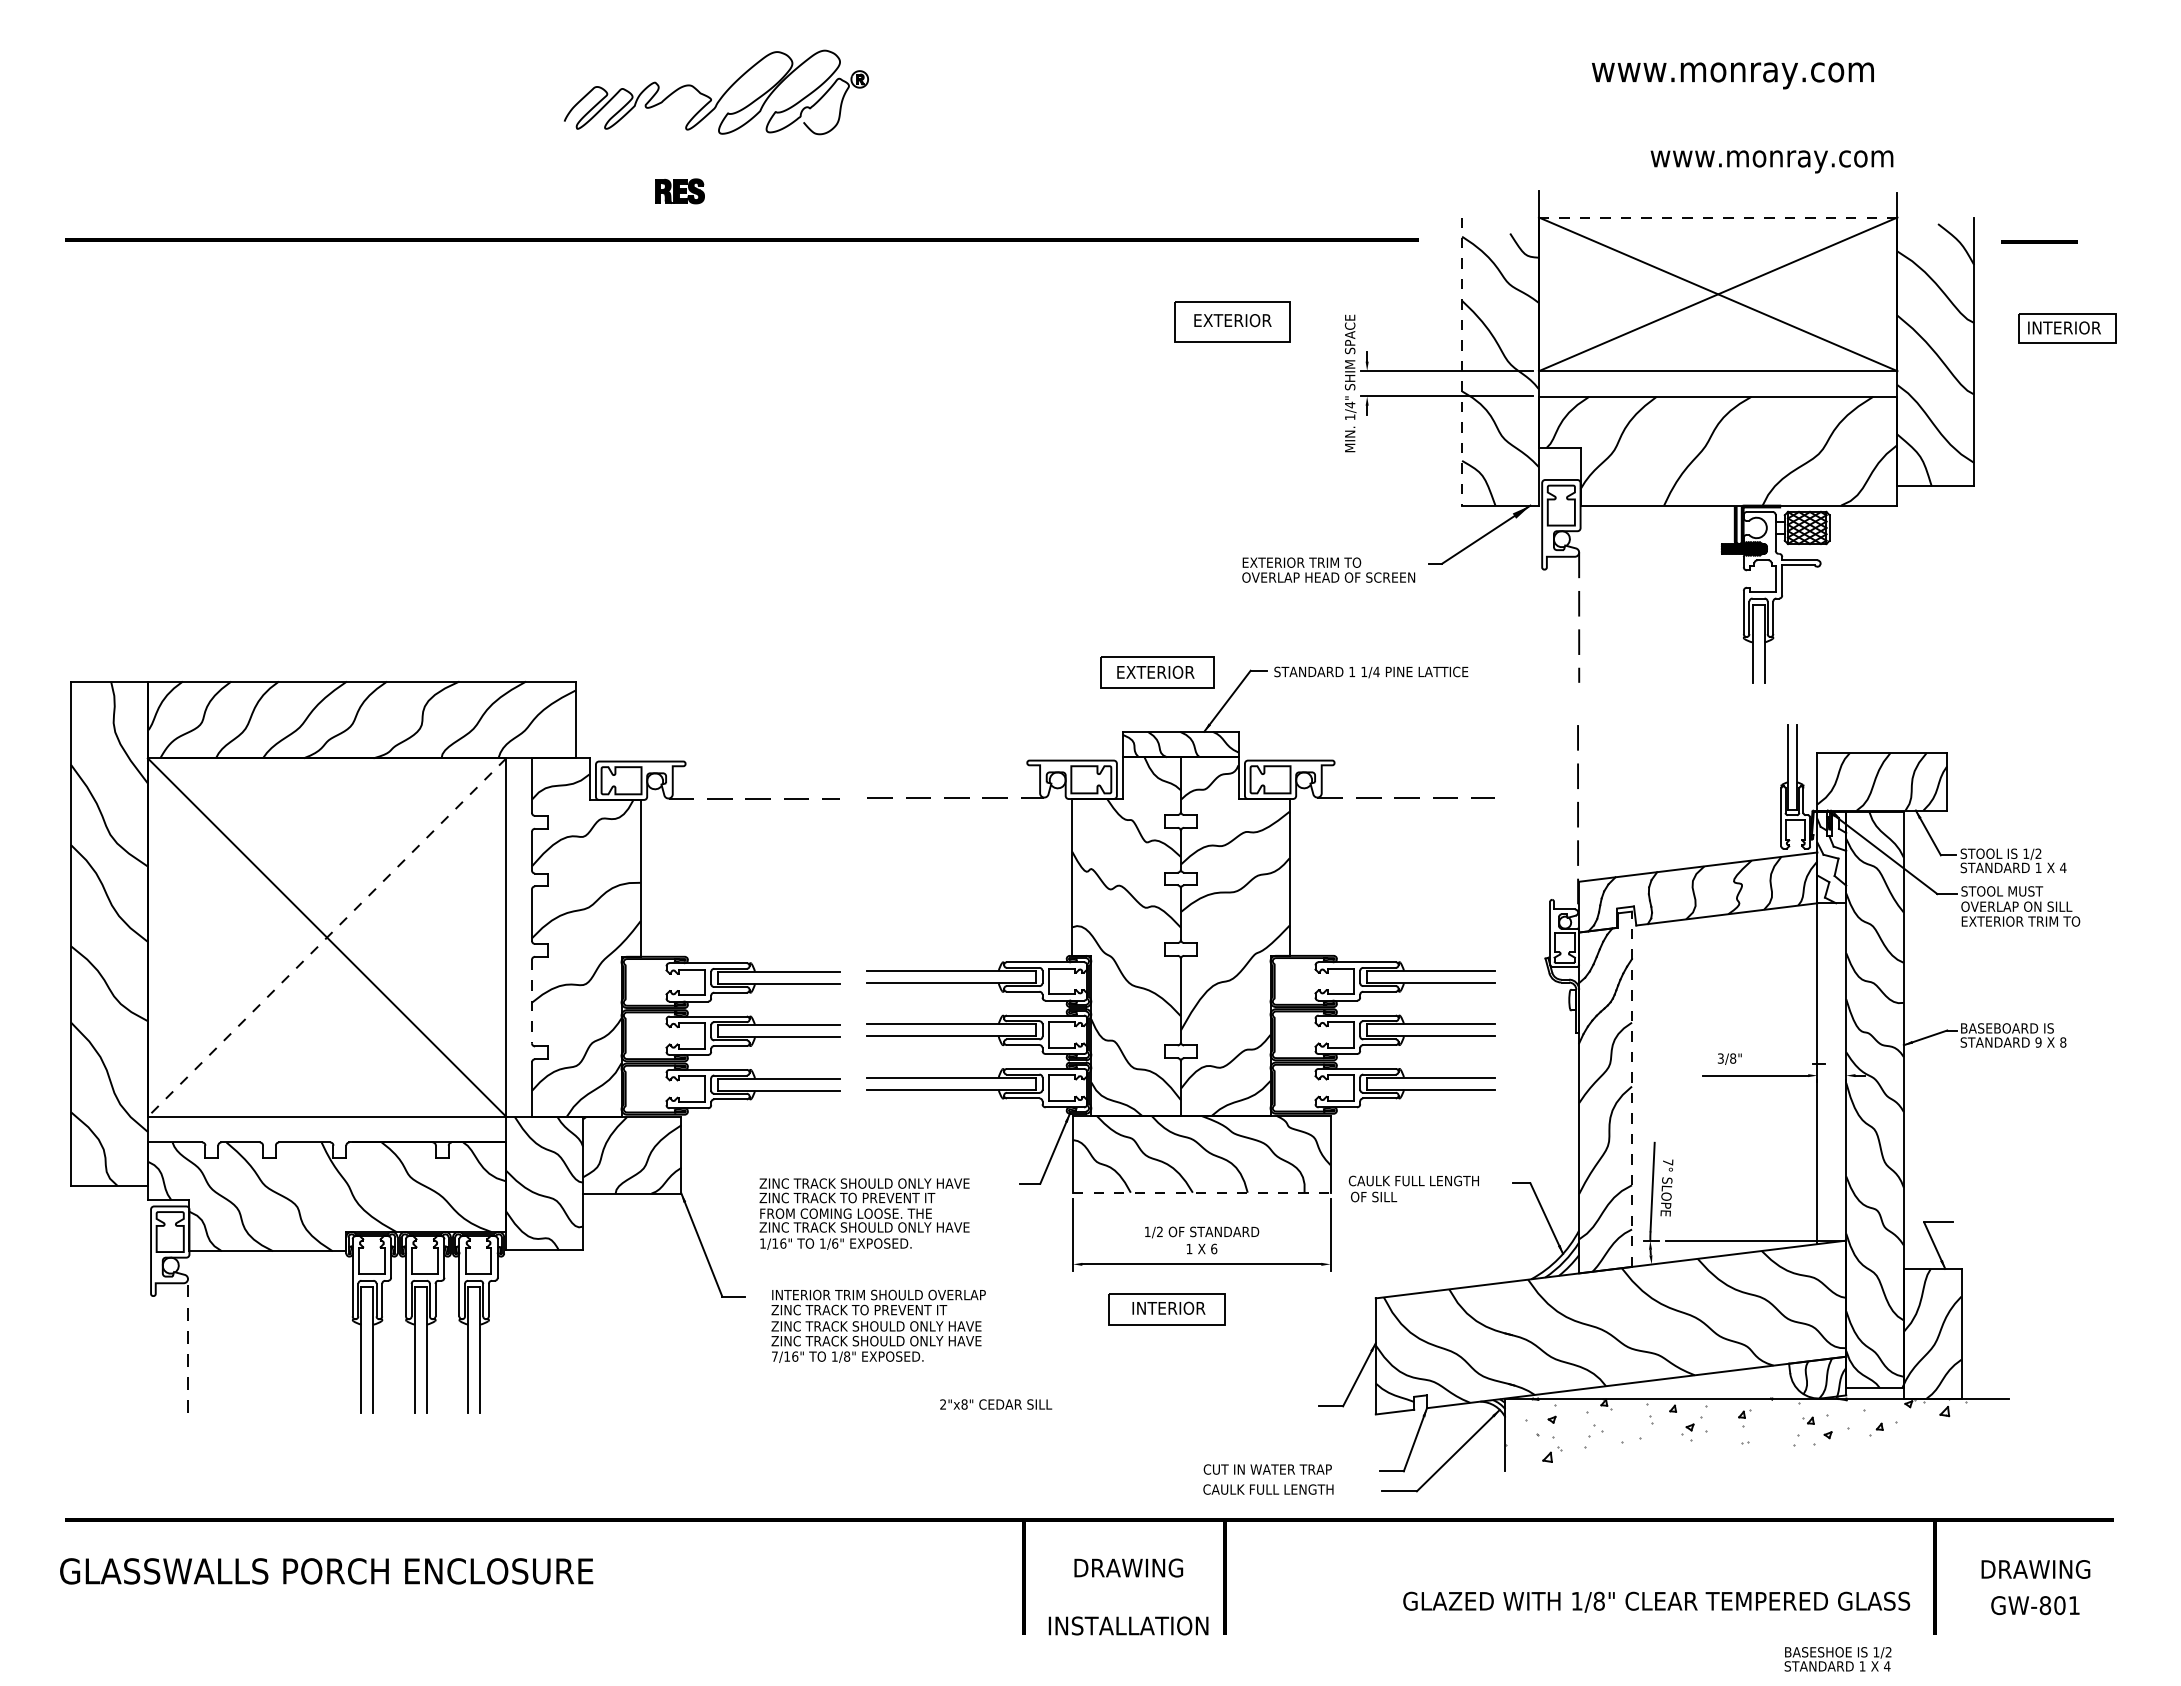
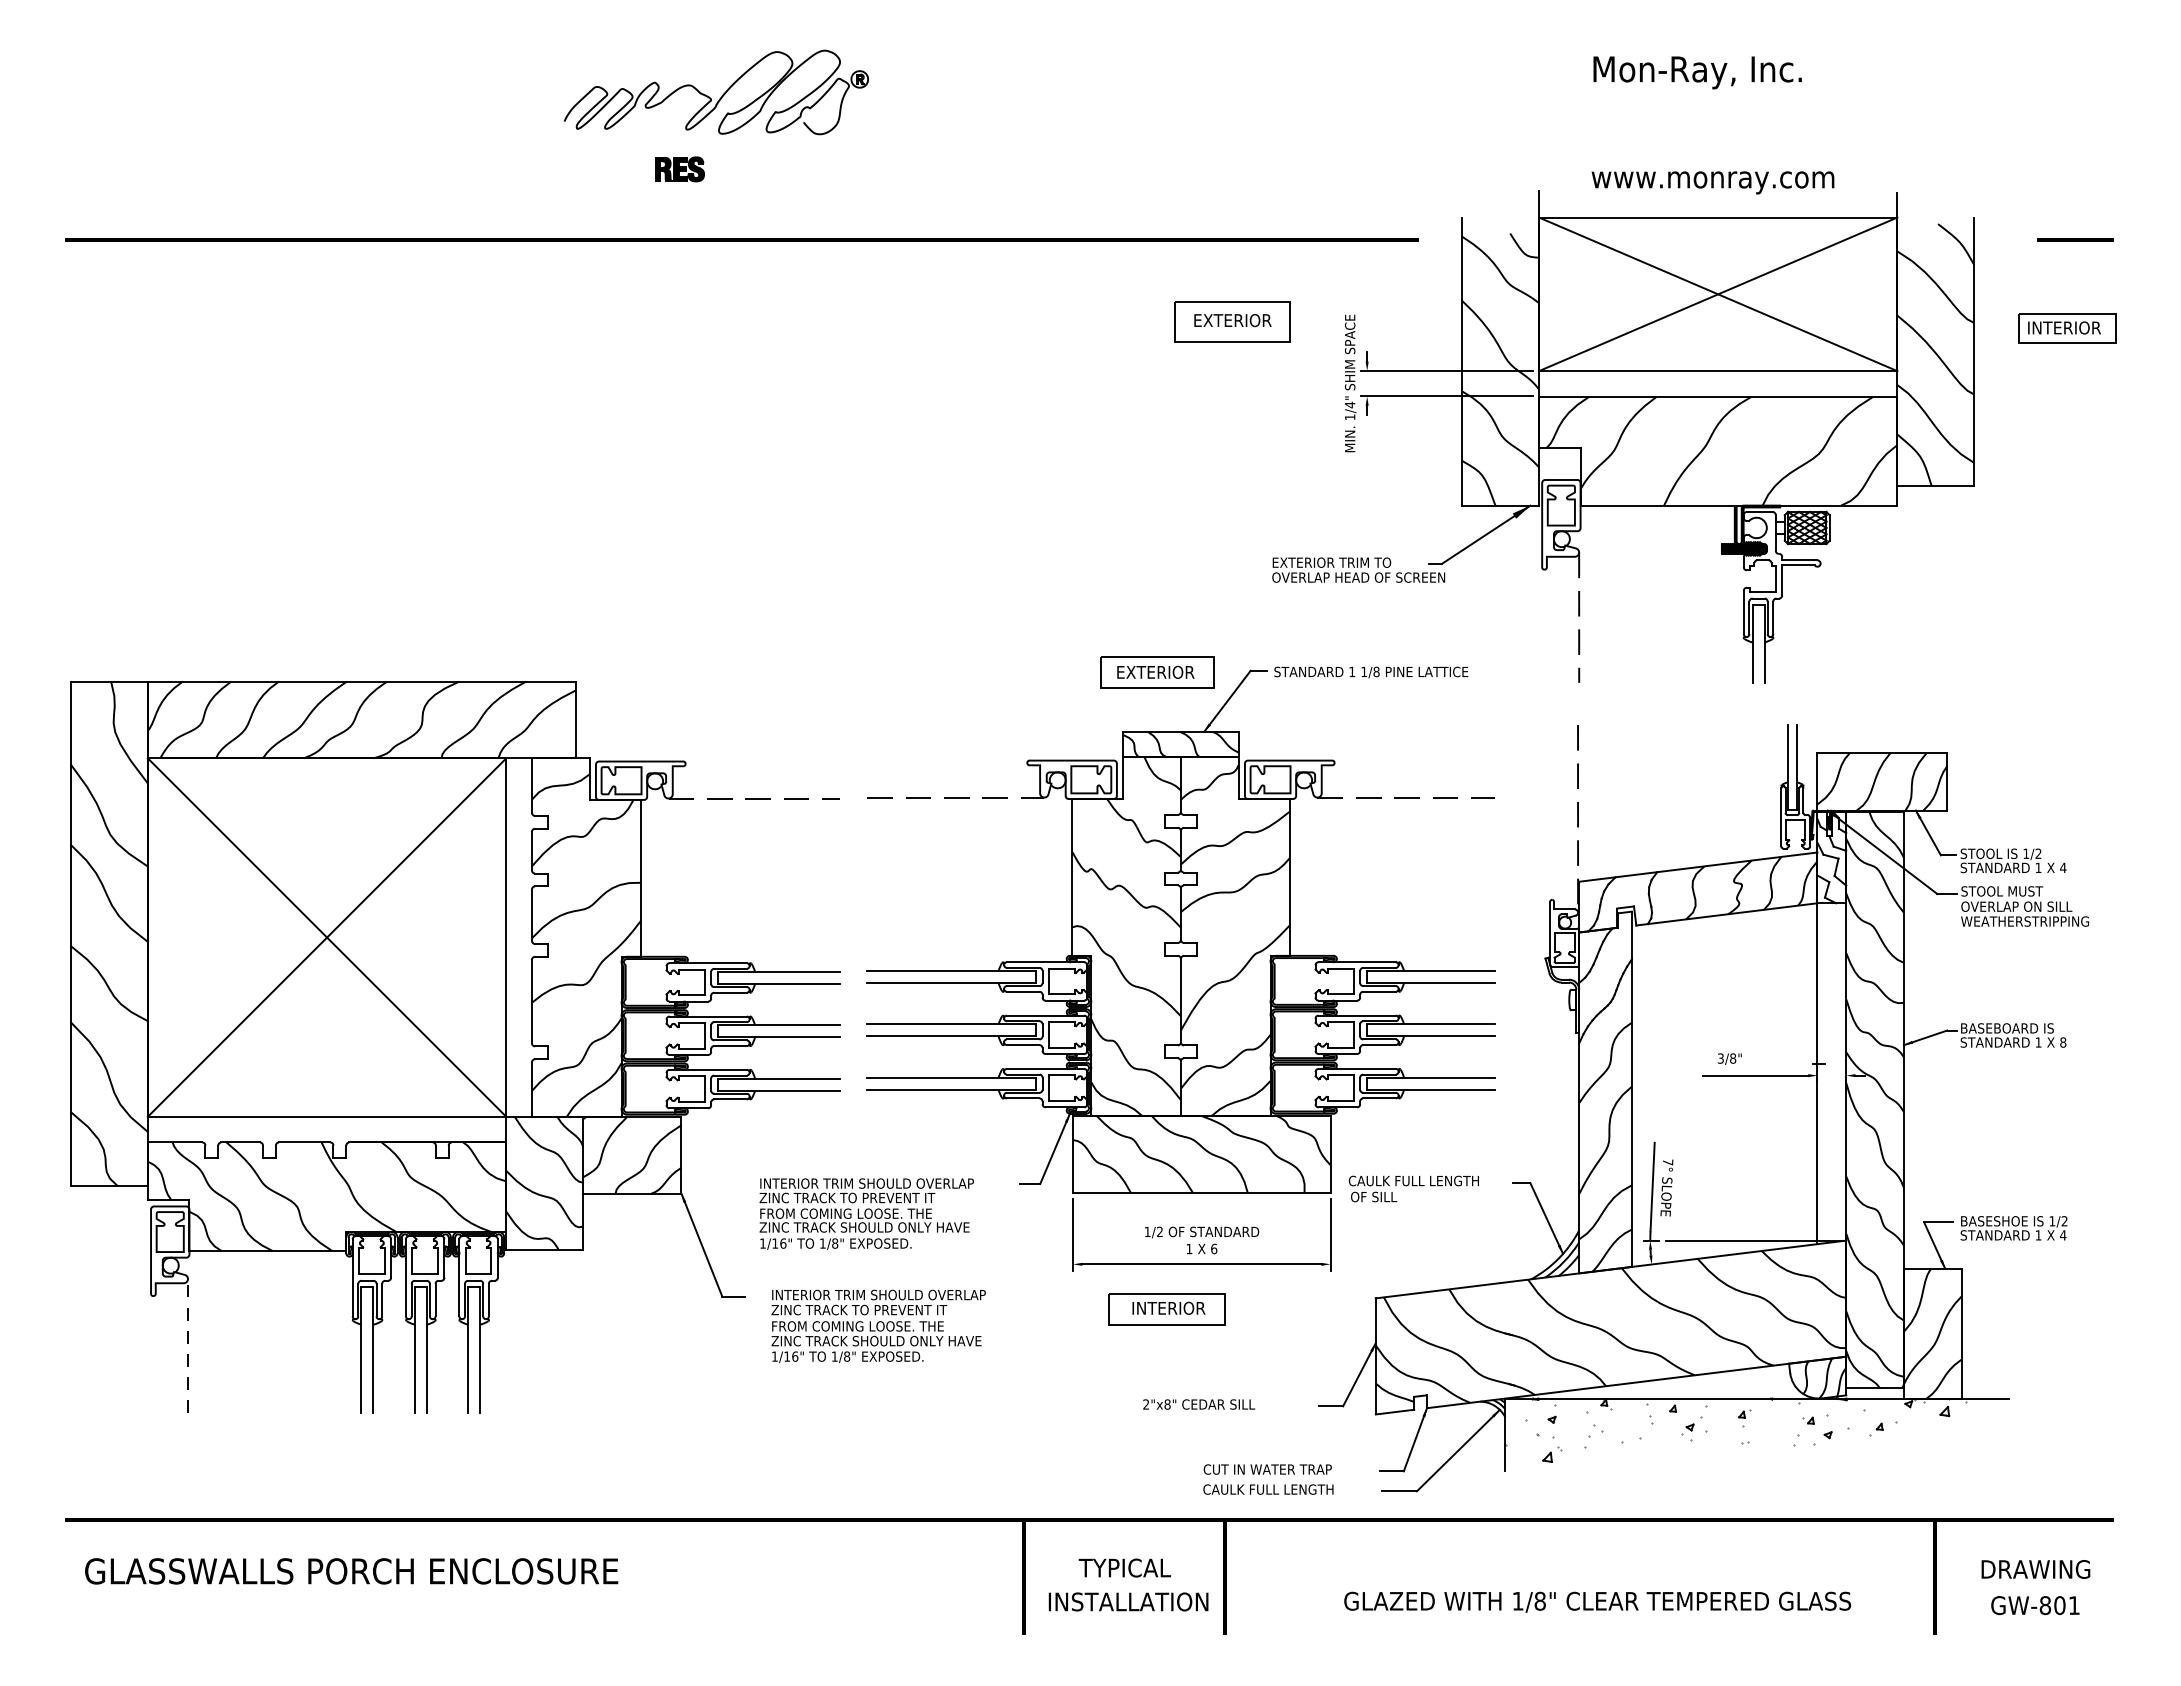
text: www.monray.com -> Mon-Ray, Inc. (1732, 72)
text position: (1771, 161) -> (1712, 182) (1712, 182)
part position: (679, 191) -> (679, 169) (679, 169)
line: dashed -> solid (1718, 217)
line position: (2039, 241) -> (2075, 239) (2075, 239)
line: dashed -> solid (1462, 362)
text position: (1328, 569) -> (1358, 569) (1358, 569)
text: 1/4 -> 1/8 (1376, 671)
text: EXTERIOR TRIM TO -> WEATHERSTRIPPING (2025, 921)
line: dashed -> solid (326, 937)
line: dashed -> solid (531, 1001)
text: 9 -> 1 (2038, 1042)
line: dashed -> solid (1631, 1089)
text: ZINC TRACK SHOULD ONLY HAVE -> INTERIOR TRIM SHOULD OVERLAP (866, 1183)
line: dashed -> solid (1201, 1192)
text: 1/6" -> 1/8" (835, 1243)
text: ZINC TRACK SHOULD ONLY HAVE -> FROM COMING LOOSE. THE (876, 1326)
text: 7/16" -> 1/16" (774, 1356)
text position: (996, 1404) -> (1199, 1404) (1199, 1404)
text: DRAWING -> TYPICAL (1128, 1567)
text position: (326, 1571) -> (351, 1571) (351, 1571)
text position: (1656, 1601) -> (1597, 1601) (1597, 1601)
text position: (1128, 1625) -> (1128, 1601) (1128, 1601)
text position: (1837, 1659) -> (2013, 1228) (2013, 1228)
